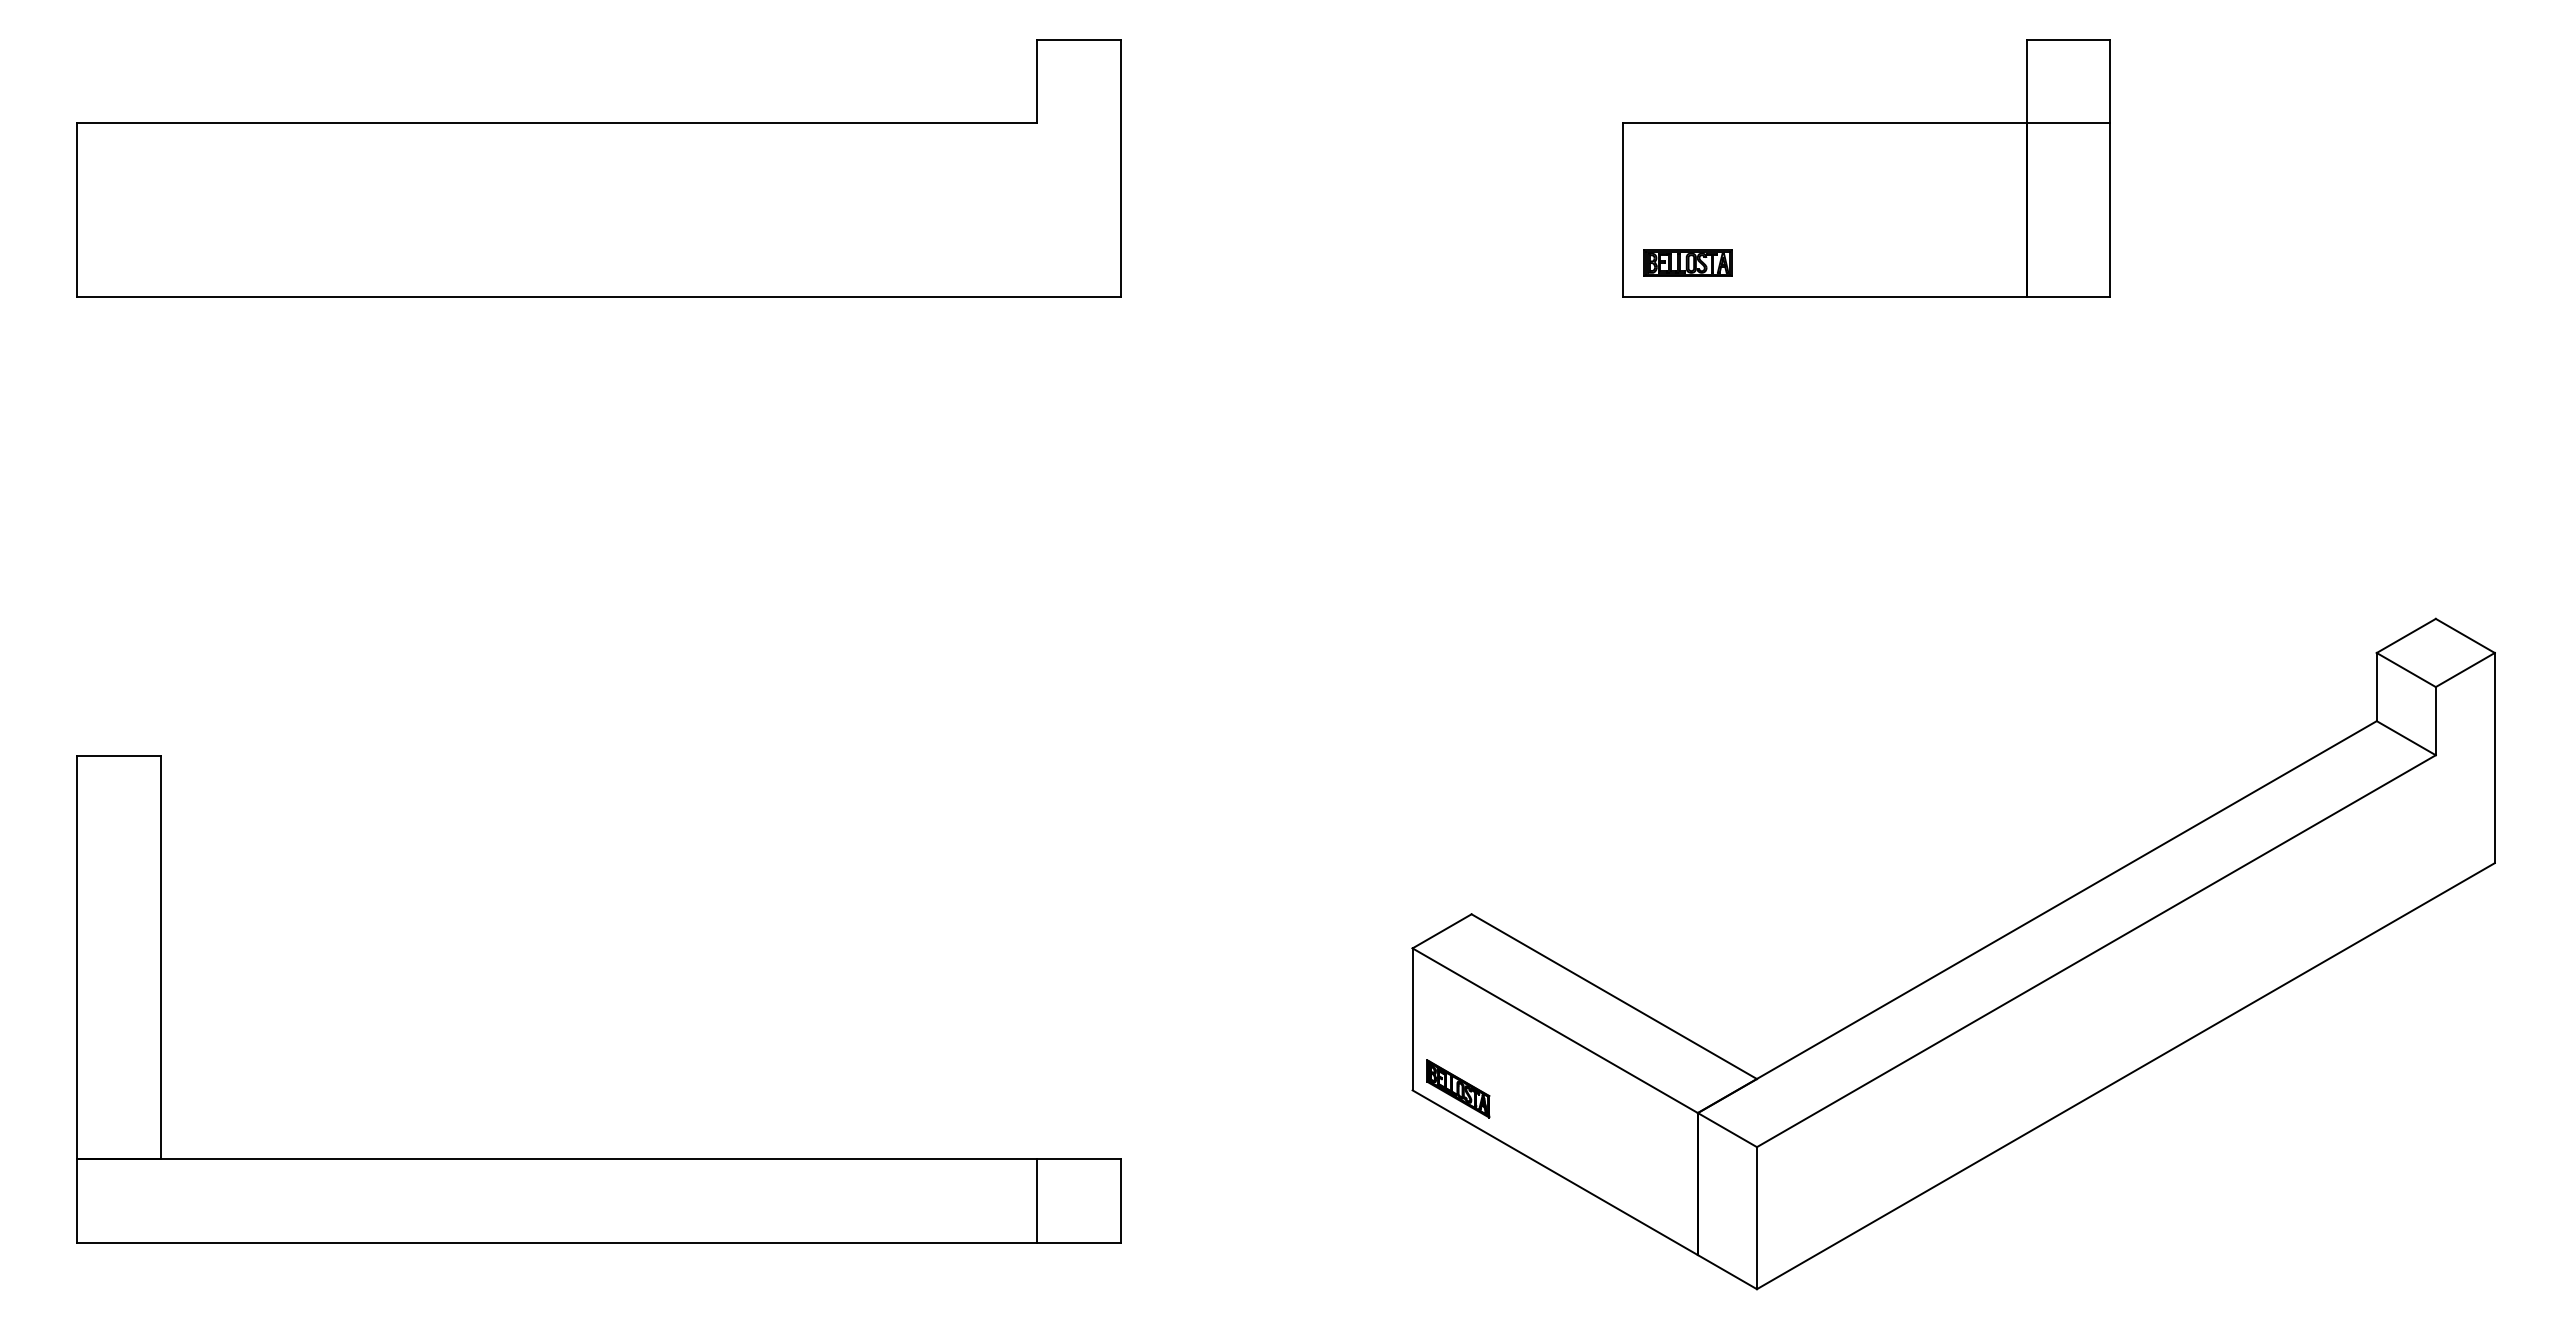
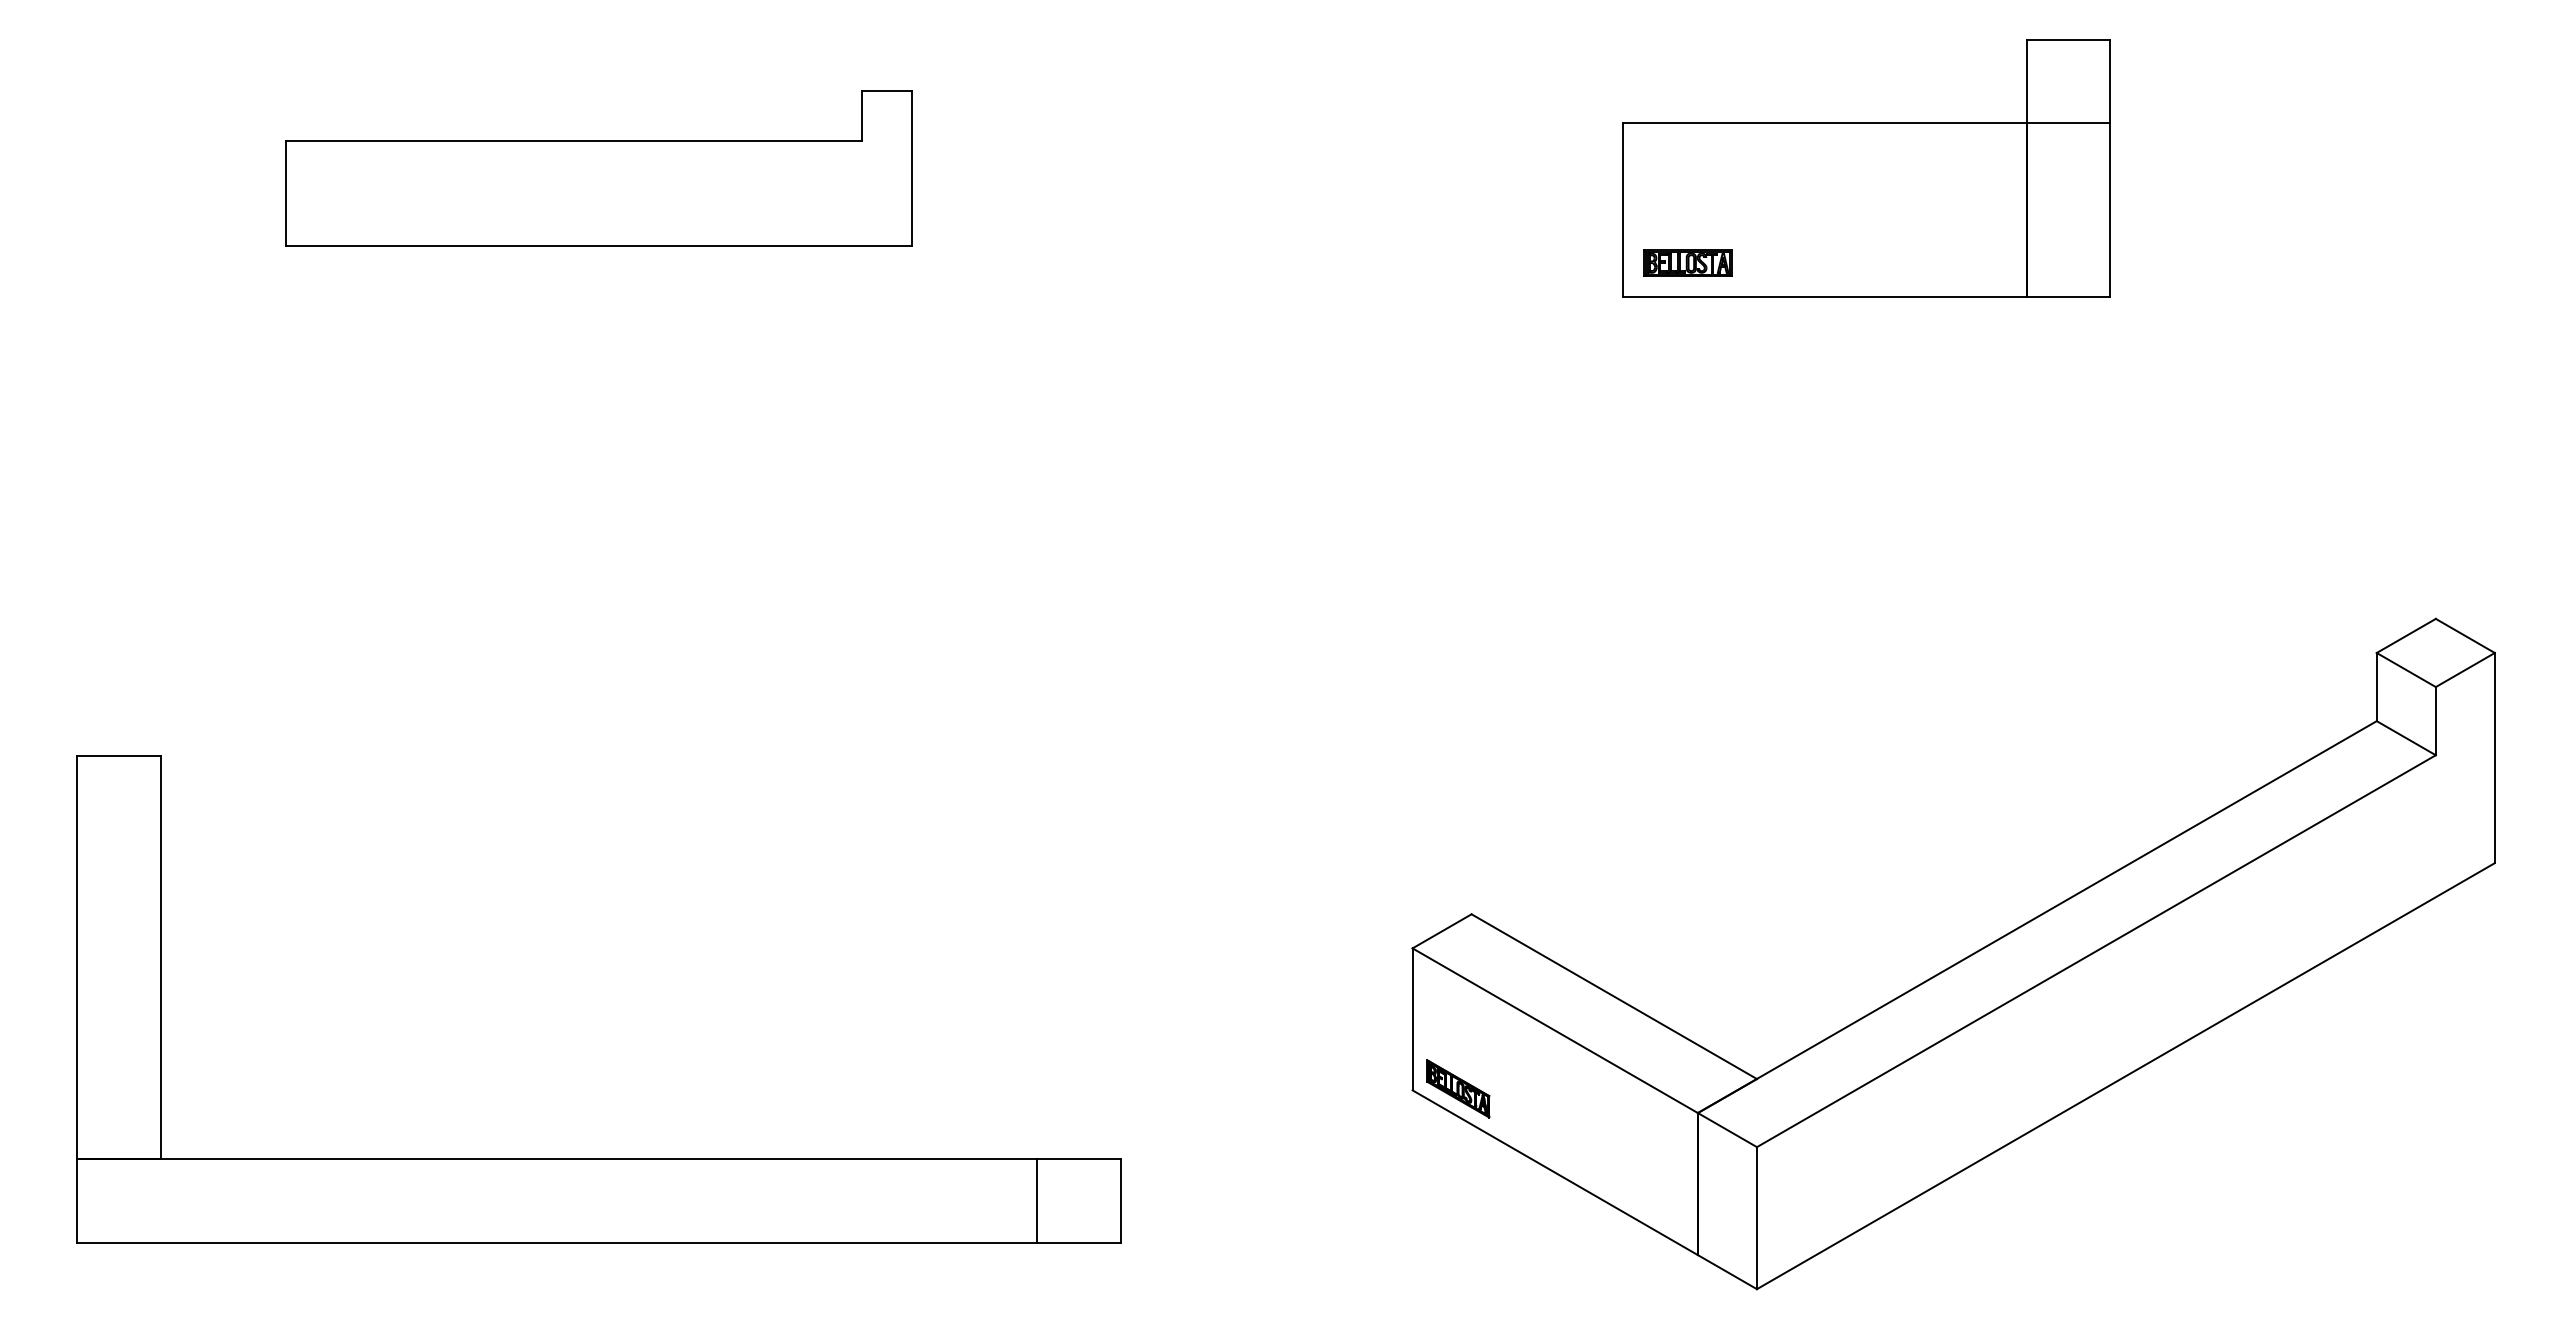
part size: 1046x259 px -> 628x157 px (598, 168)
